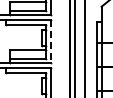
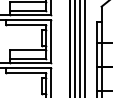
line: dashed -> solid (51, 41)
line: none -> present (79, 48)
